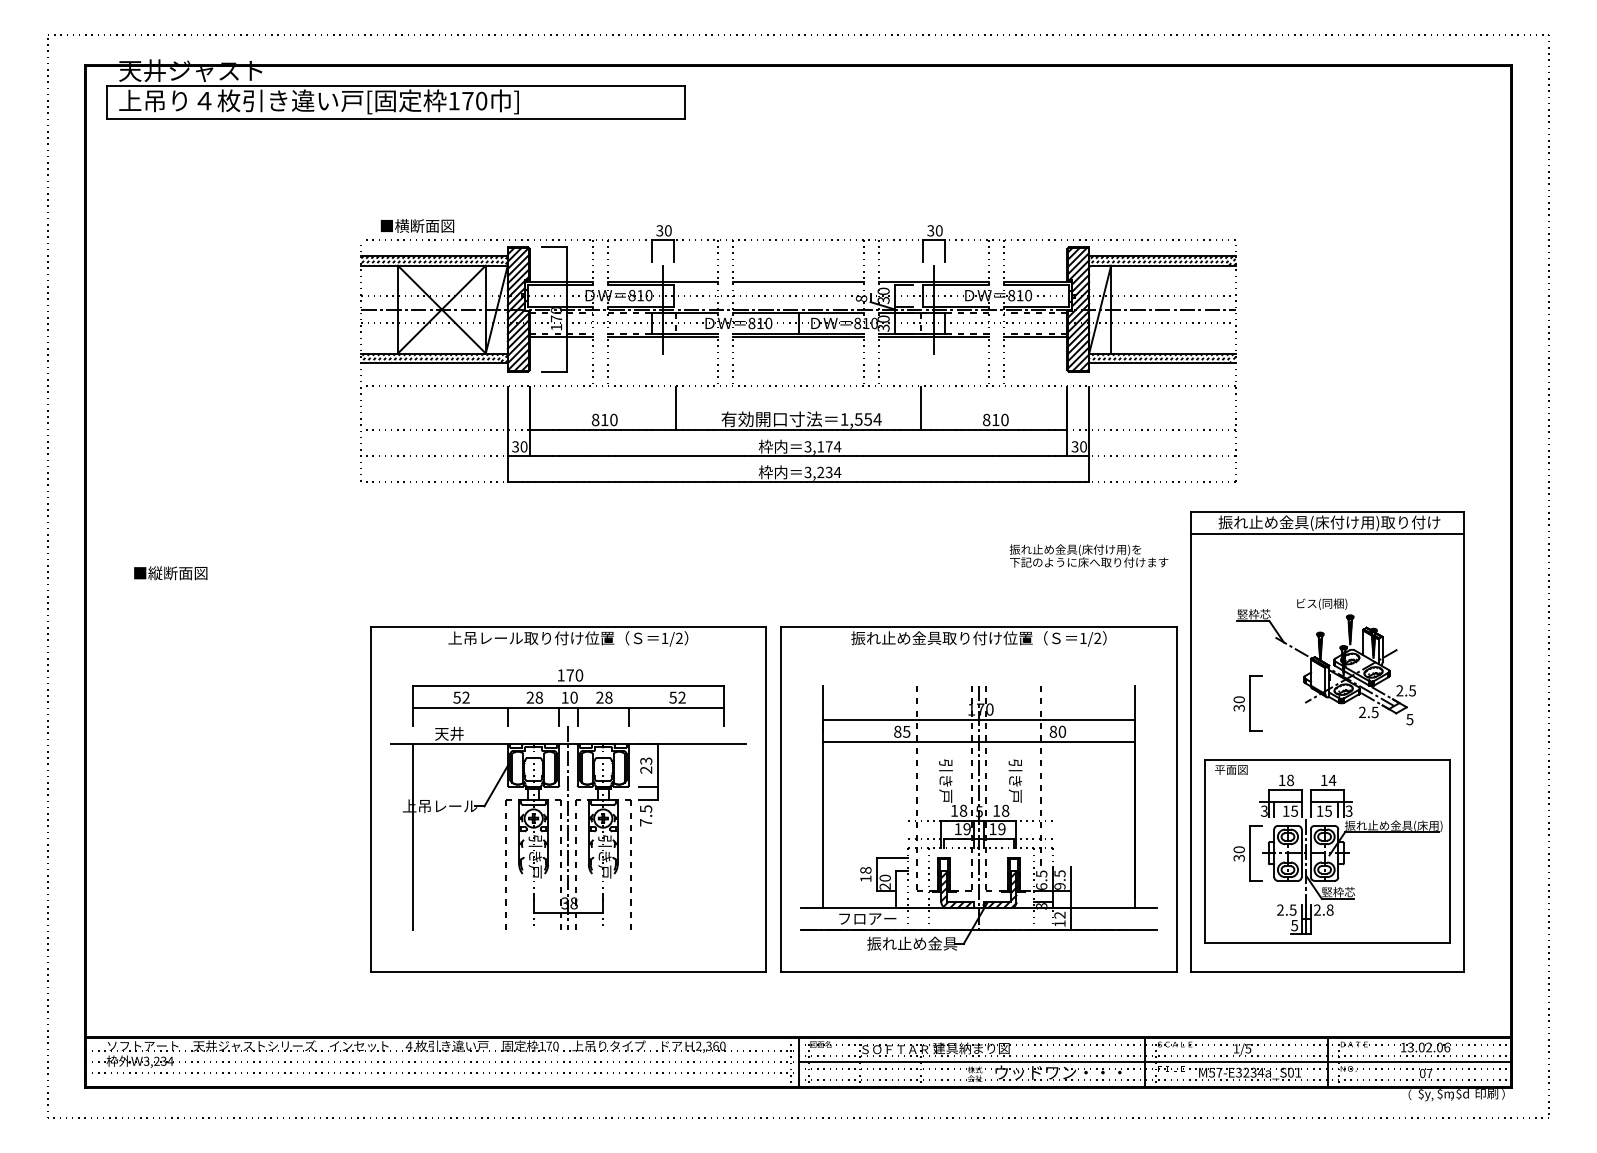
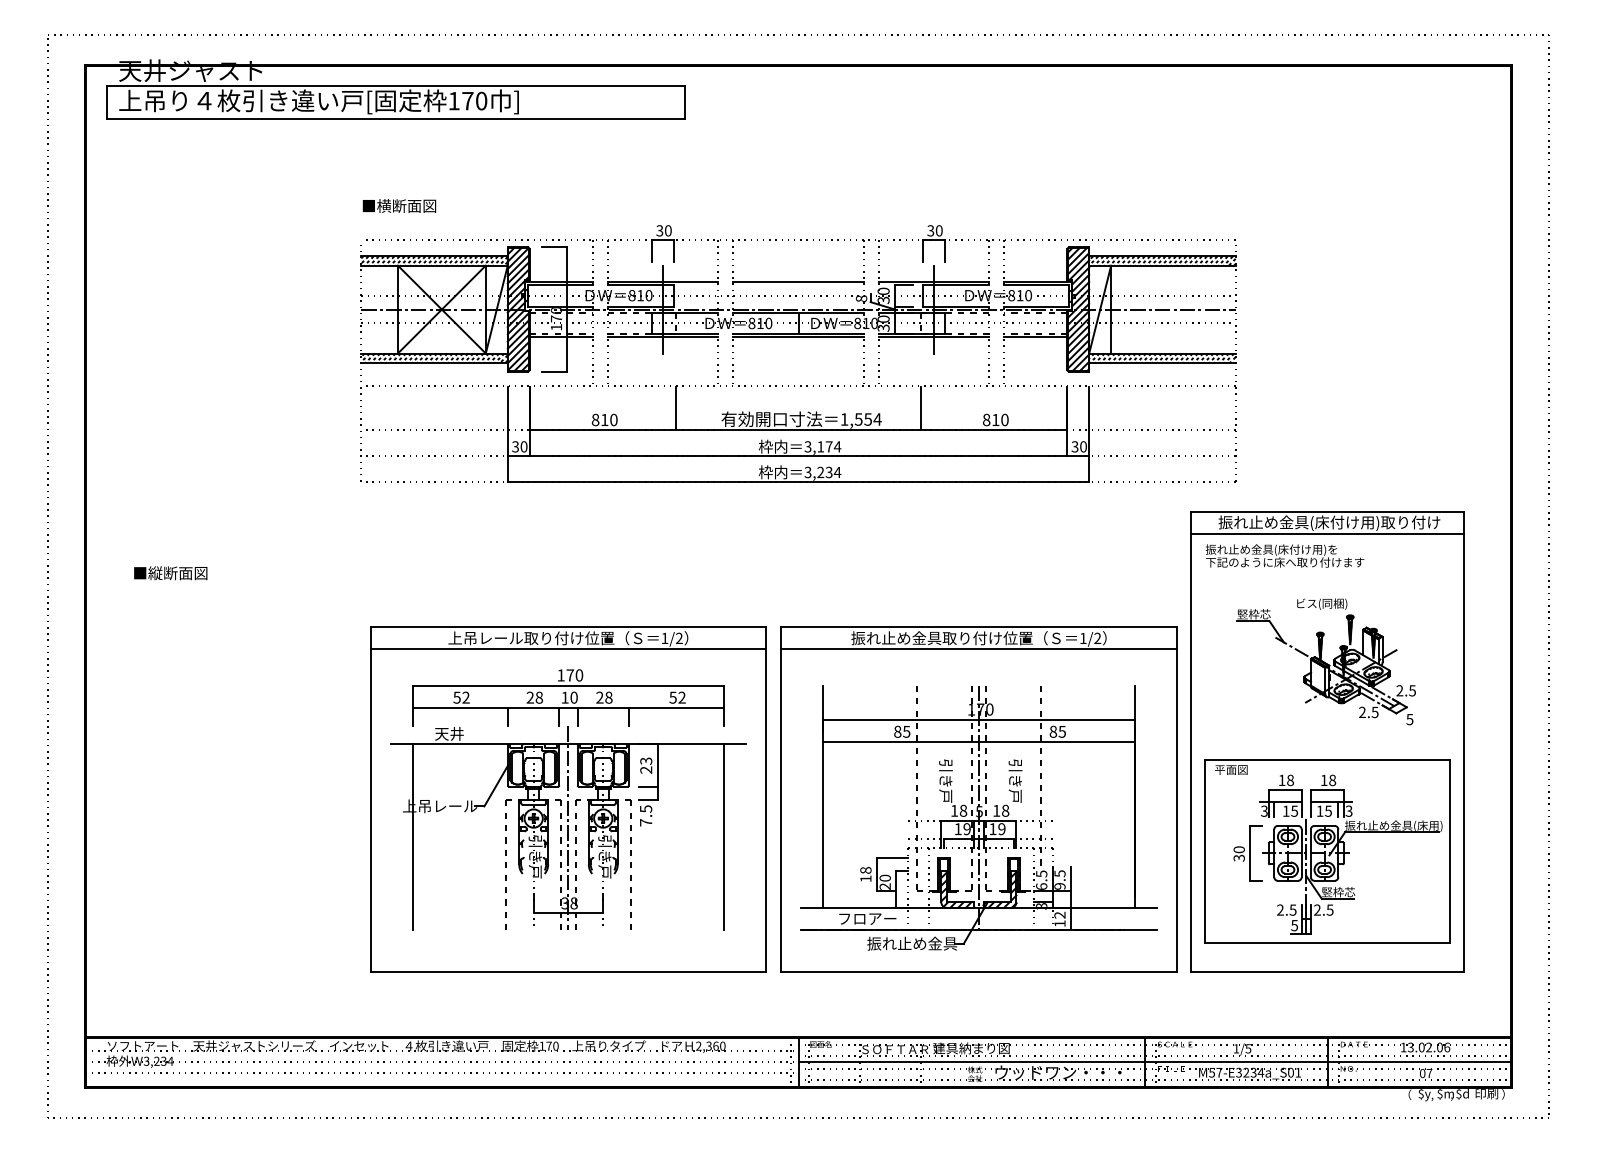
text position: (417, 225) -> (399, 205) (399, 205)
text position: (1088, 555) -> (1284, 555) (1284, 555)
line: none -> present (568, 649)
line: none -> present (978, 649)
part: present -> none (1247, 703)
text: 80 -> 85 (1062, 731)
text: 14 -> 18 (1332, 780)
line: none -> present (724, 836)
text: 2.8 -> 2.5 (1329, 909)
